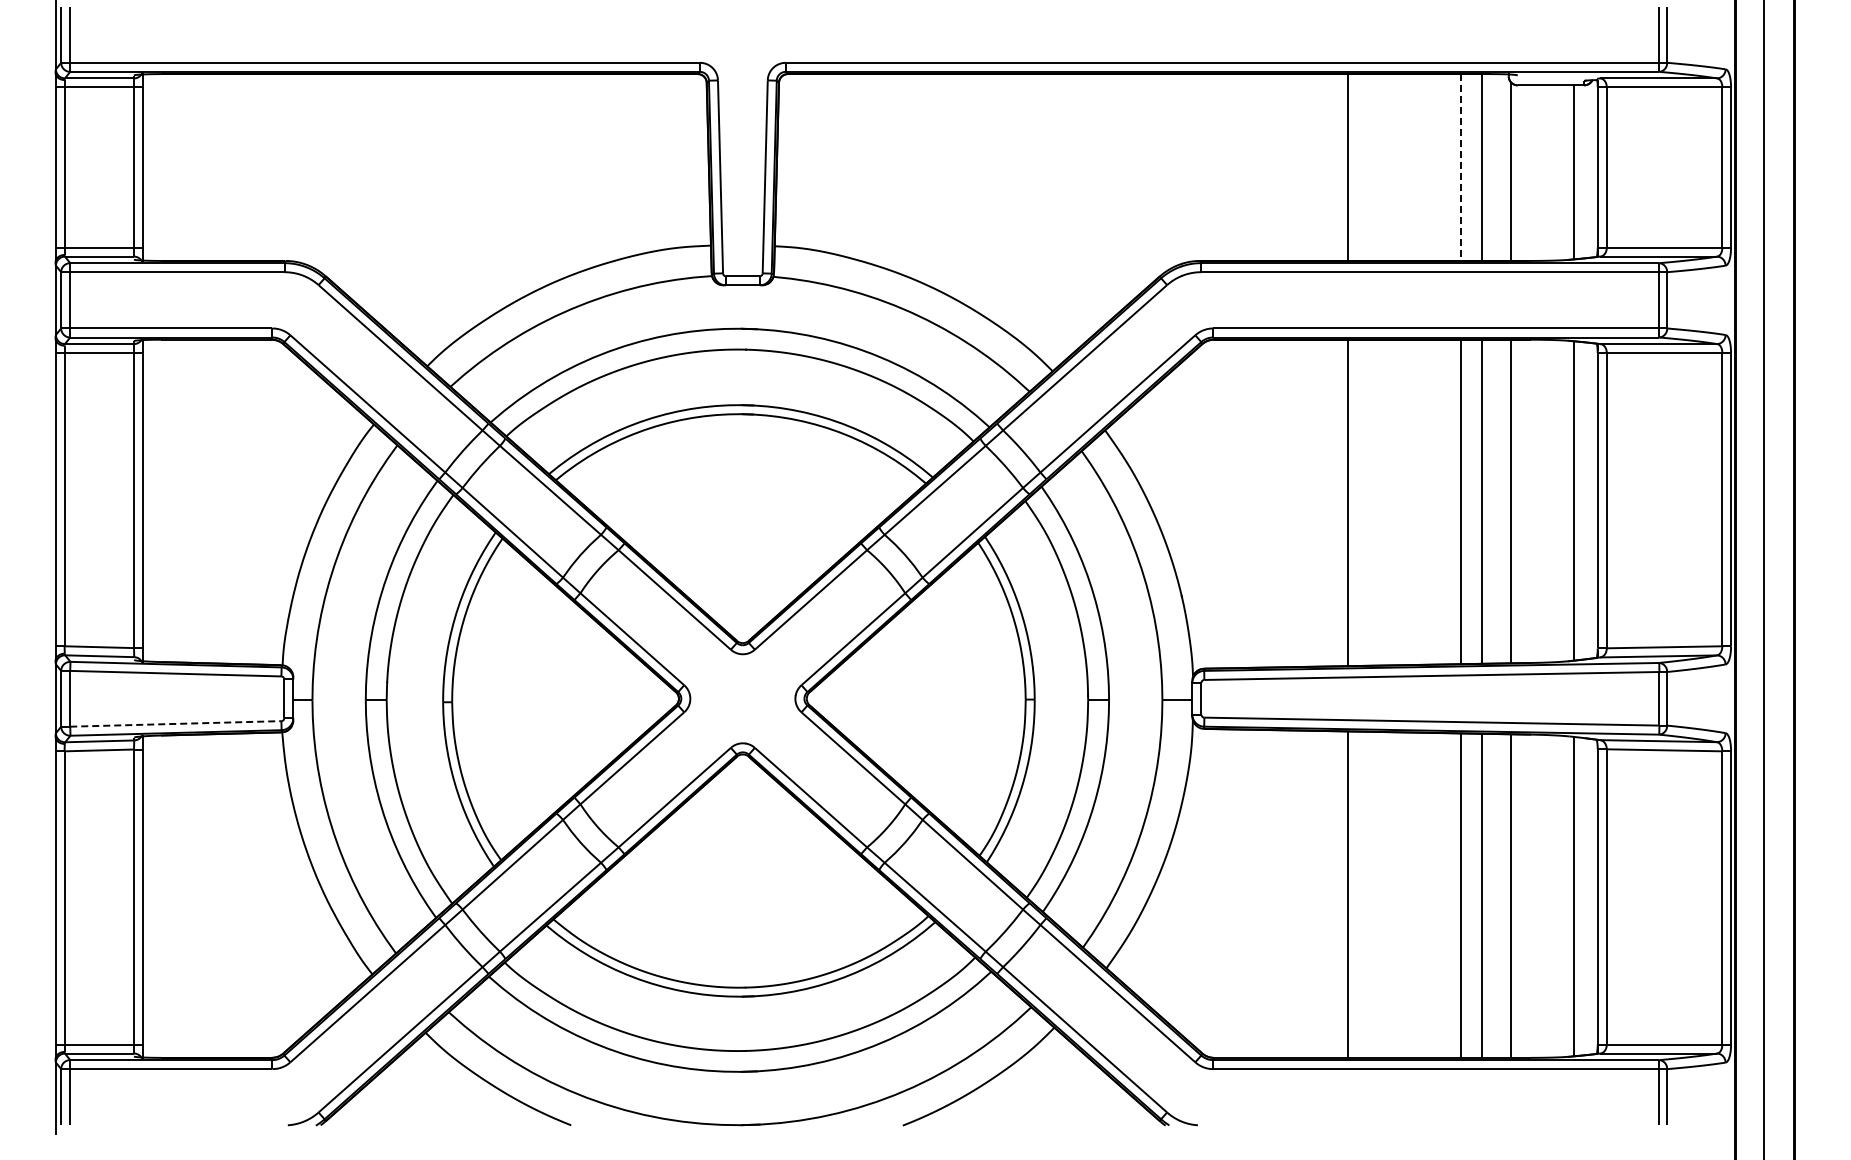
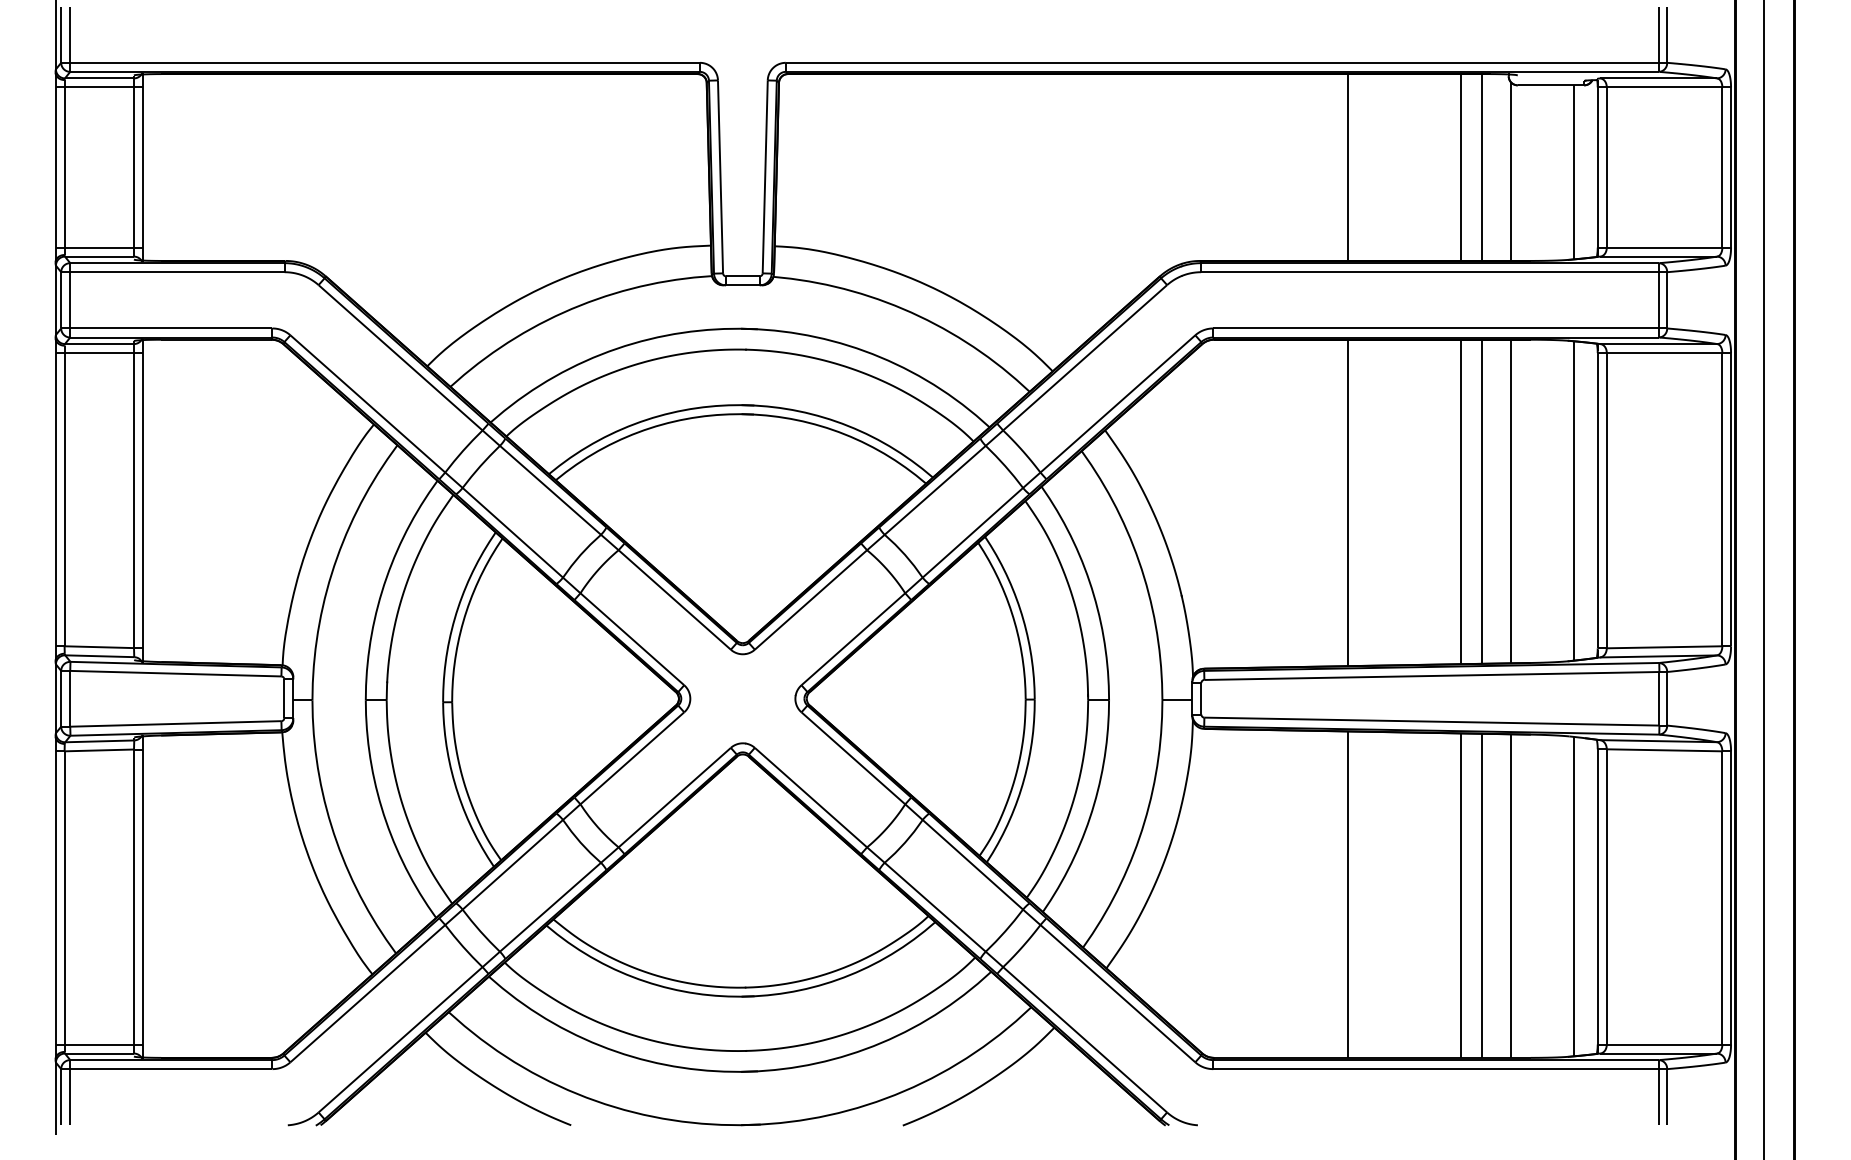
line: dashed -> solid (1461, 168)
line: dashed -> solid (175, 723)
